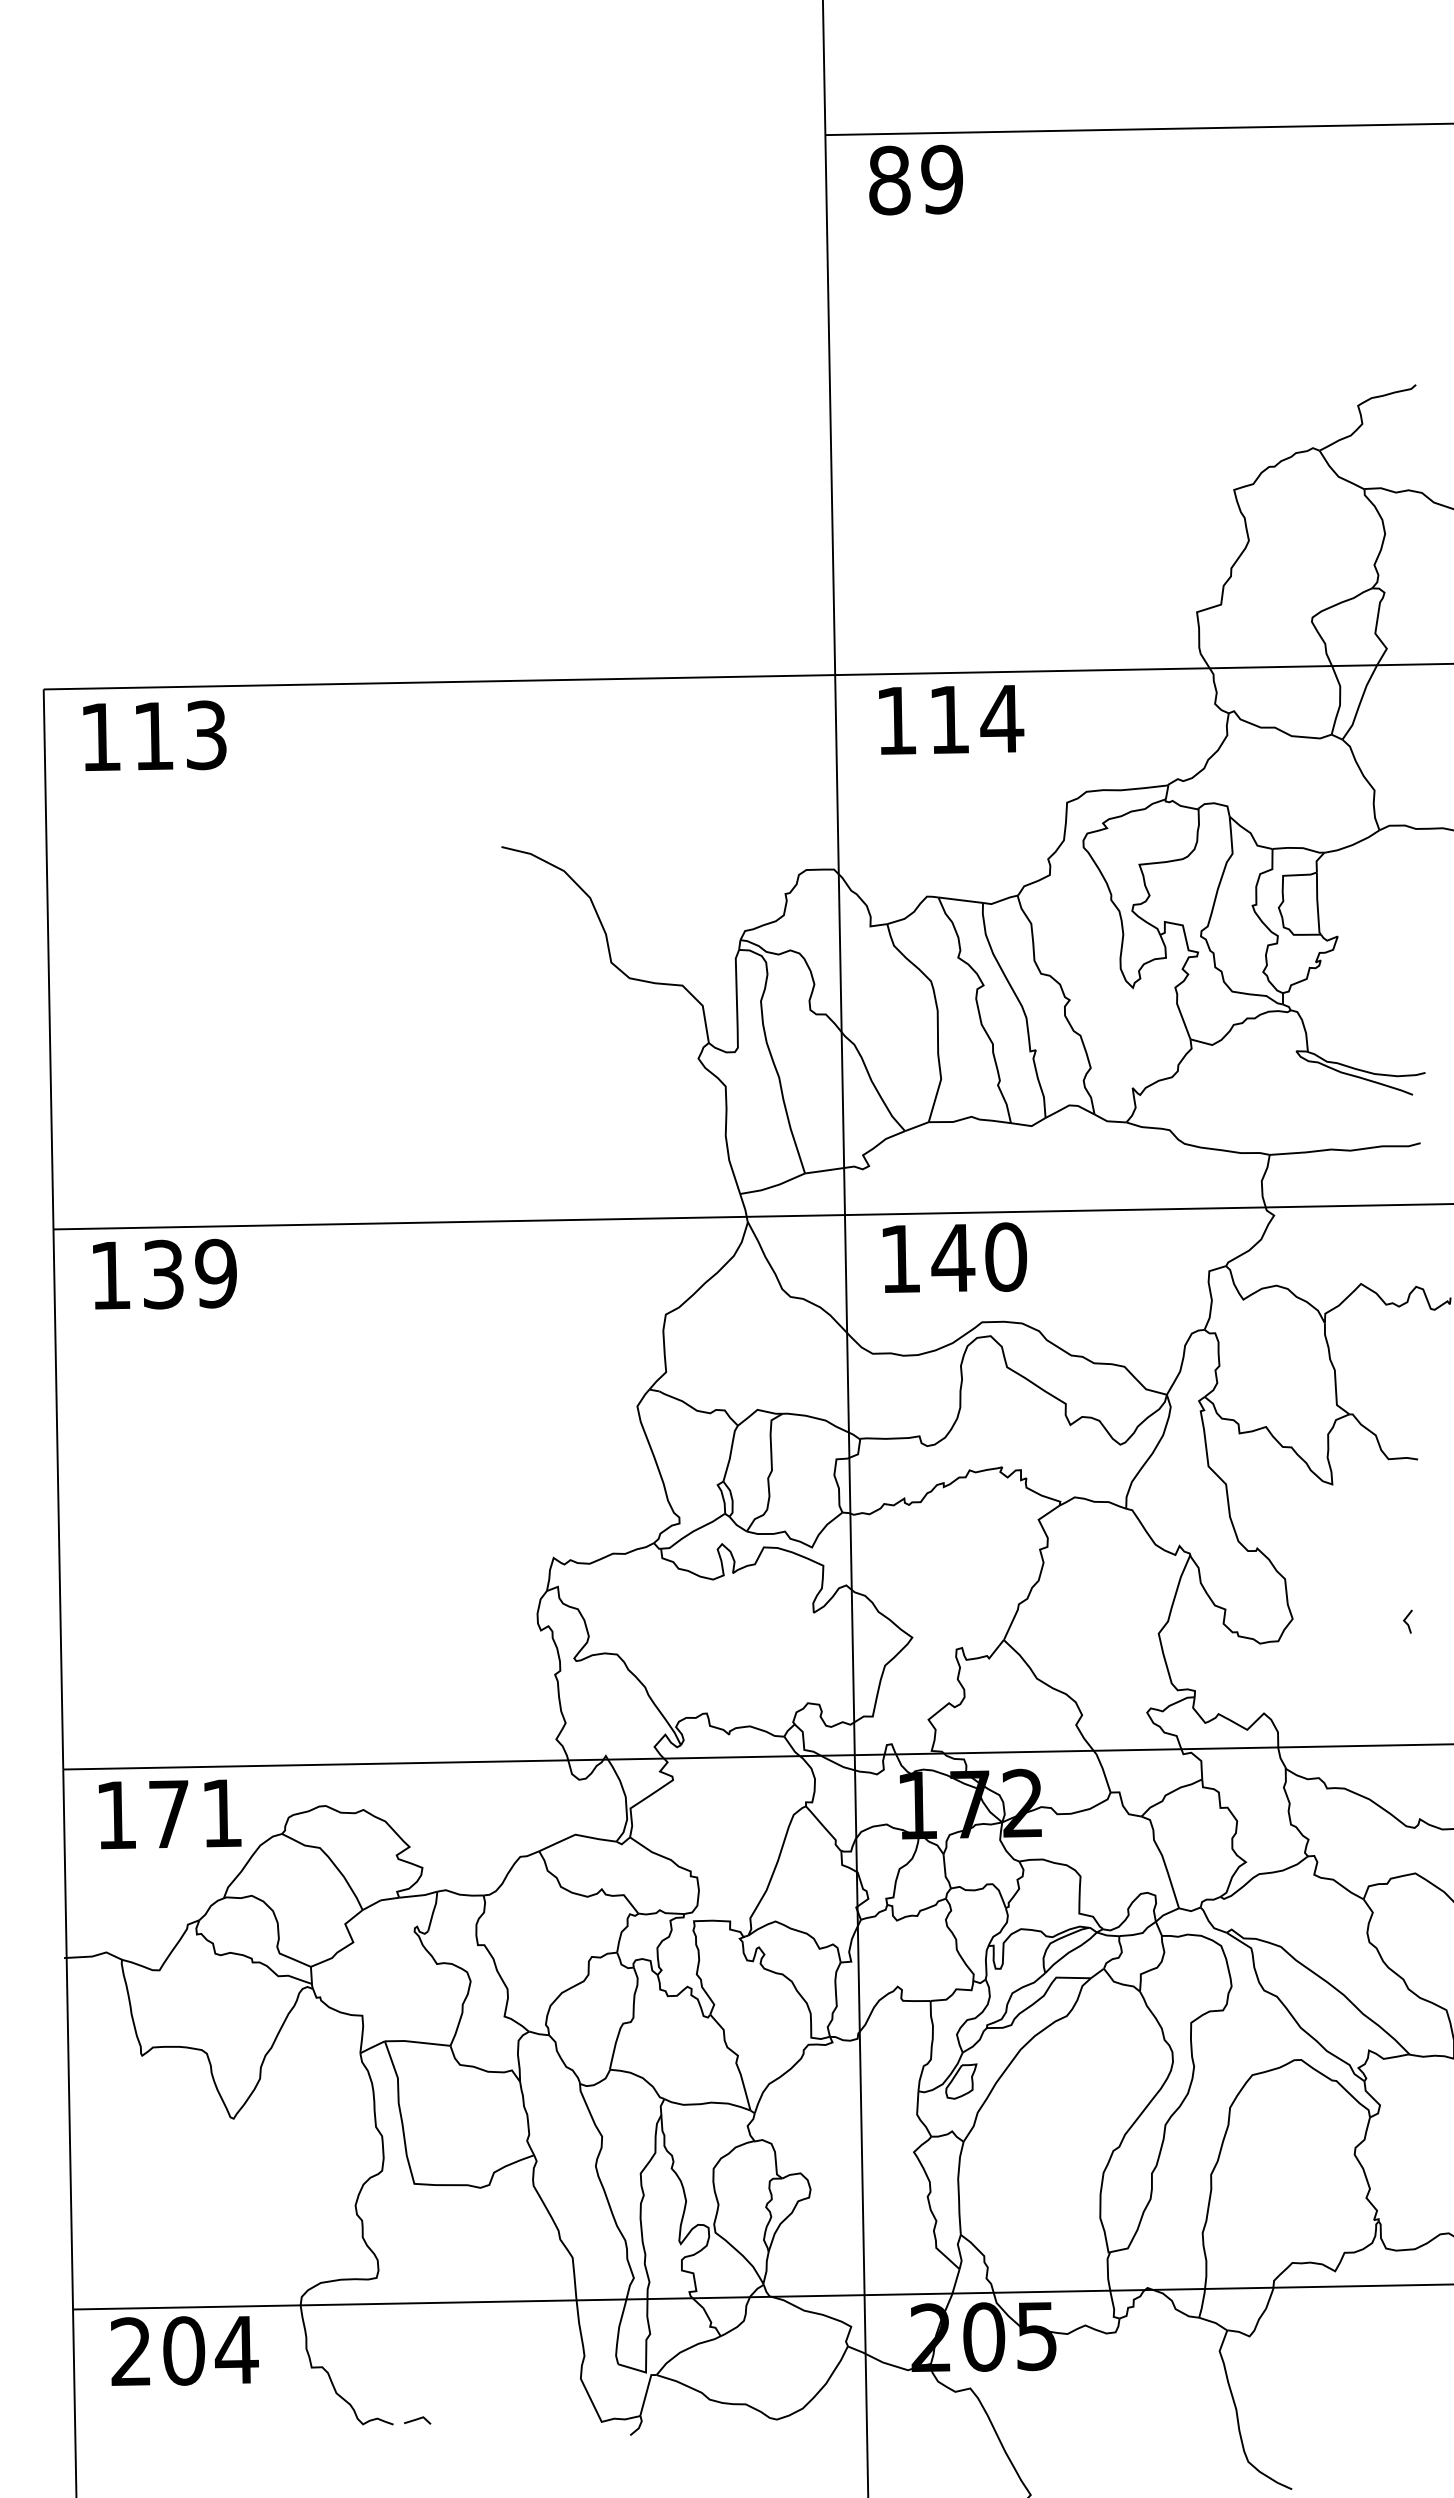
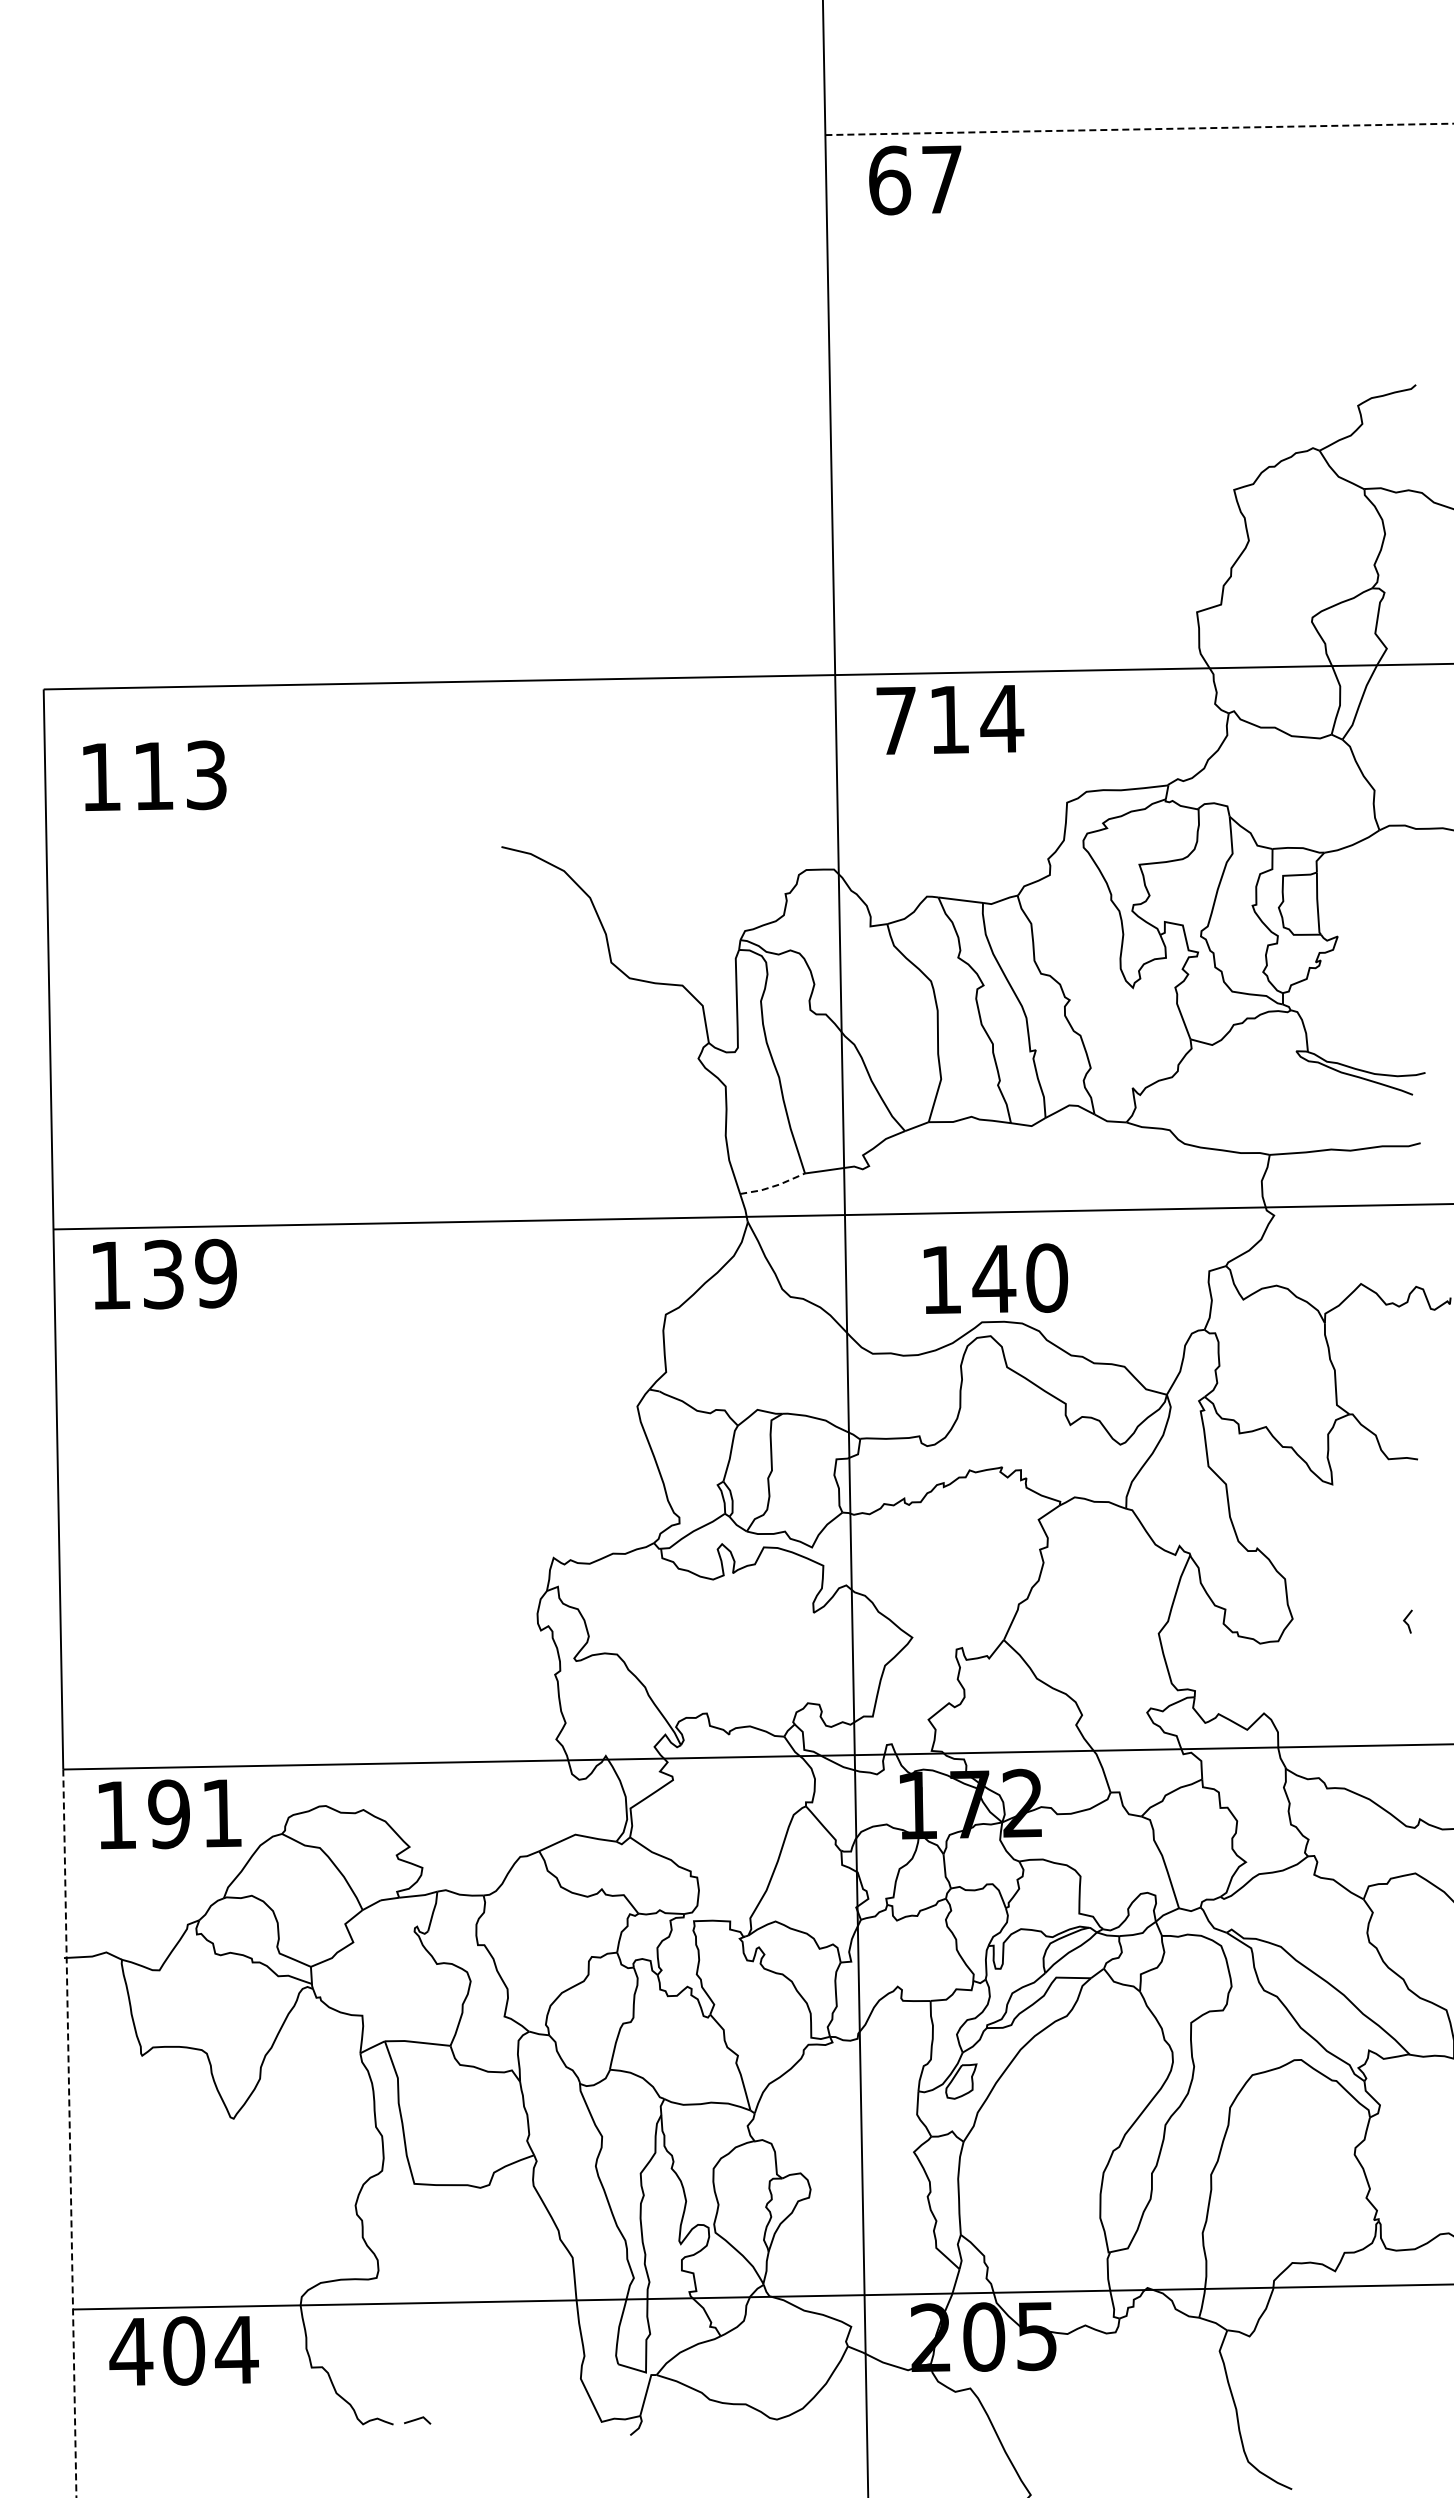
line: solid -> dashed (1139, 129)
text: 89 -> 67 (915, 179)
text: 114 -> 714 (896, 720)
text position: (154, 735) -> (154, 775) (154, 775)
line: solid -> dashed (773, 1186)
text position: (954, 1257) -> (995, 1278) (995, 1278)
text: 171 -> 191 (168, 1814)
line: solid -> dashed (69, 2134)
text: 204 -> 404 (131, 2351)
